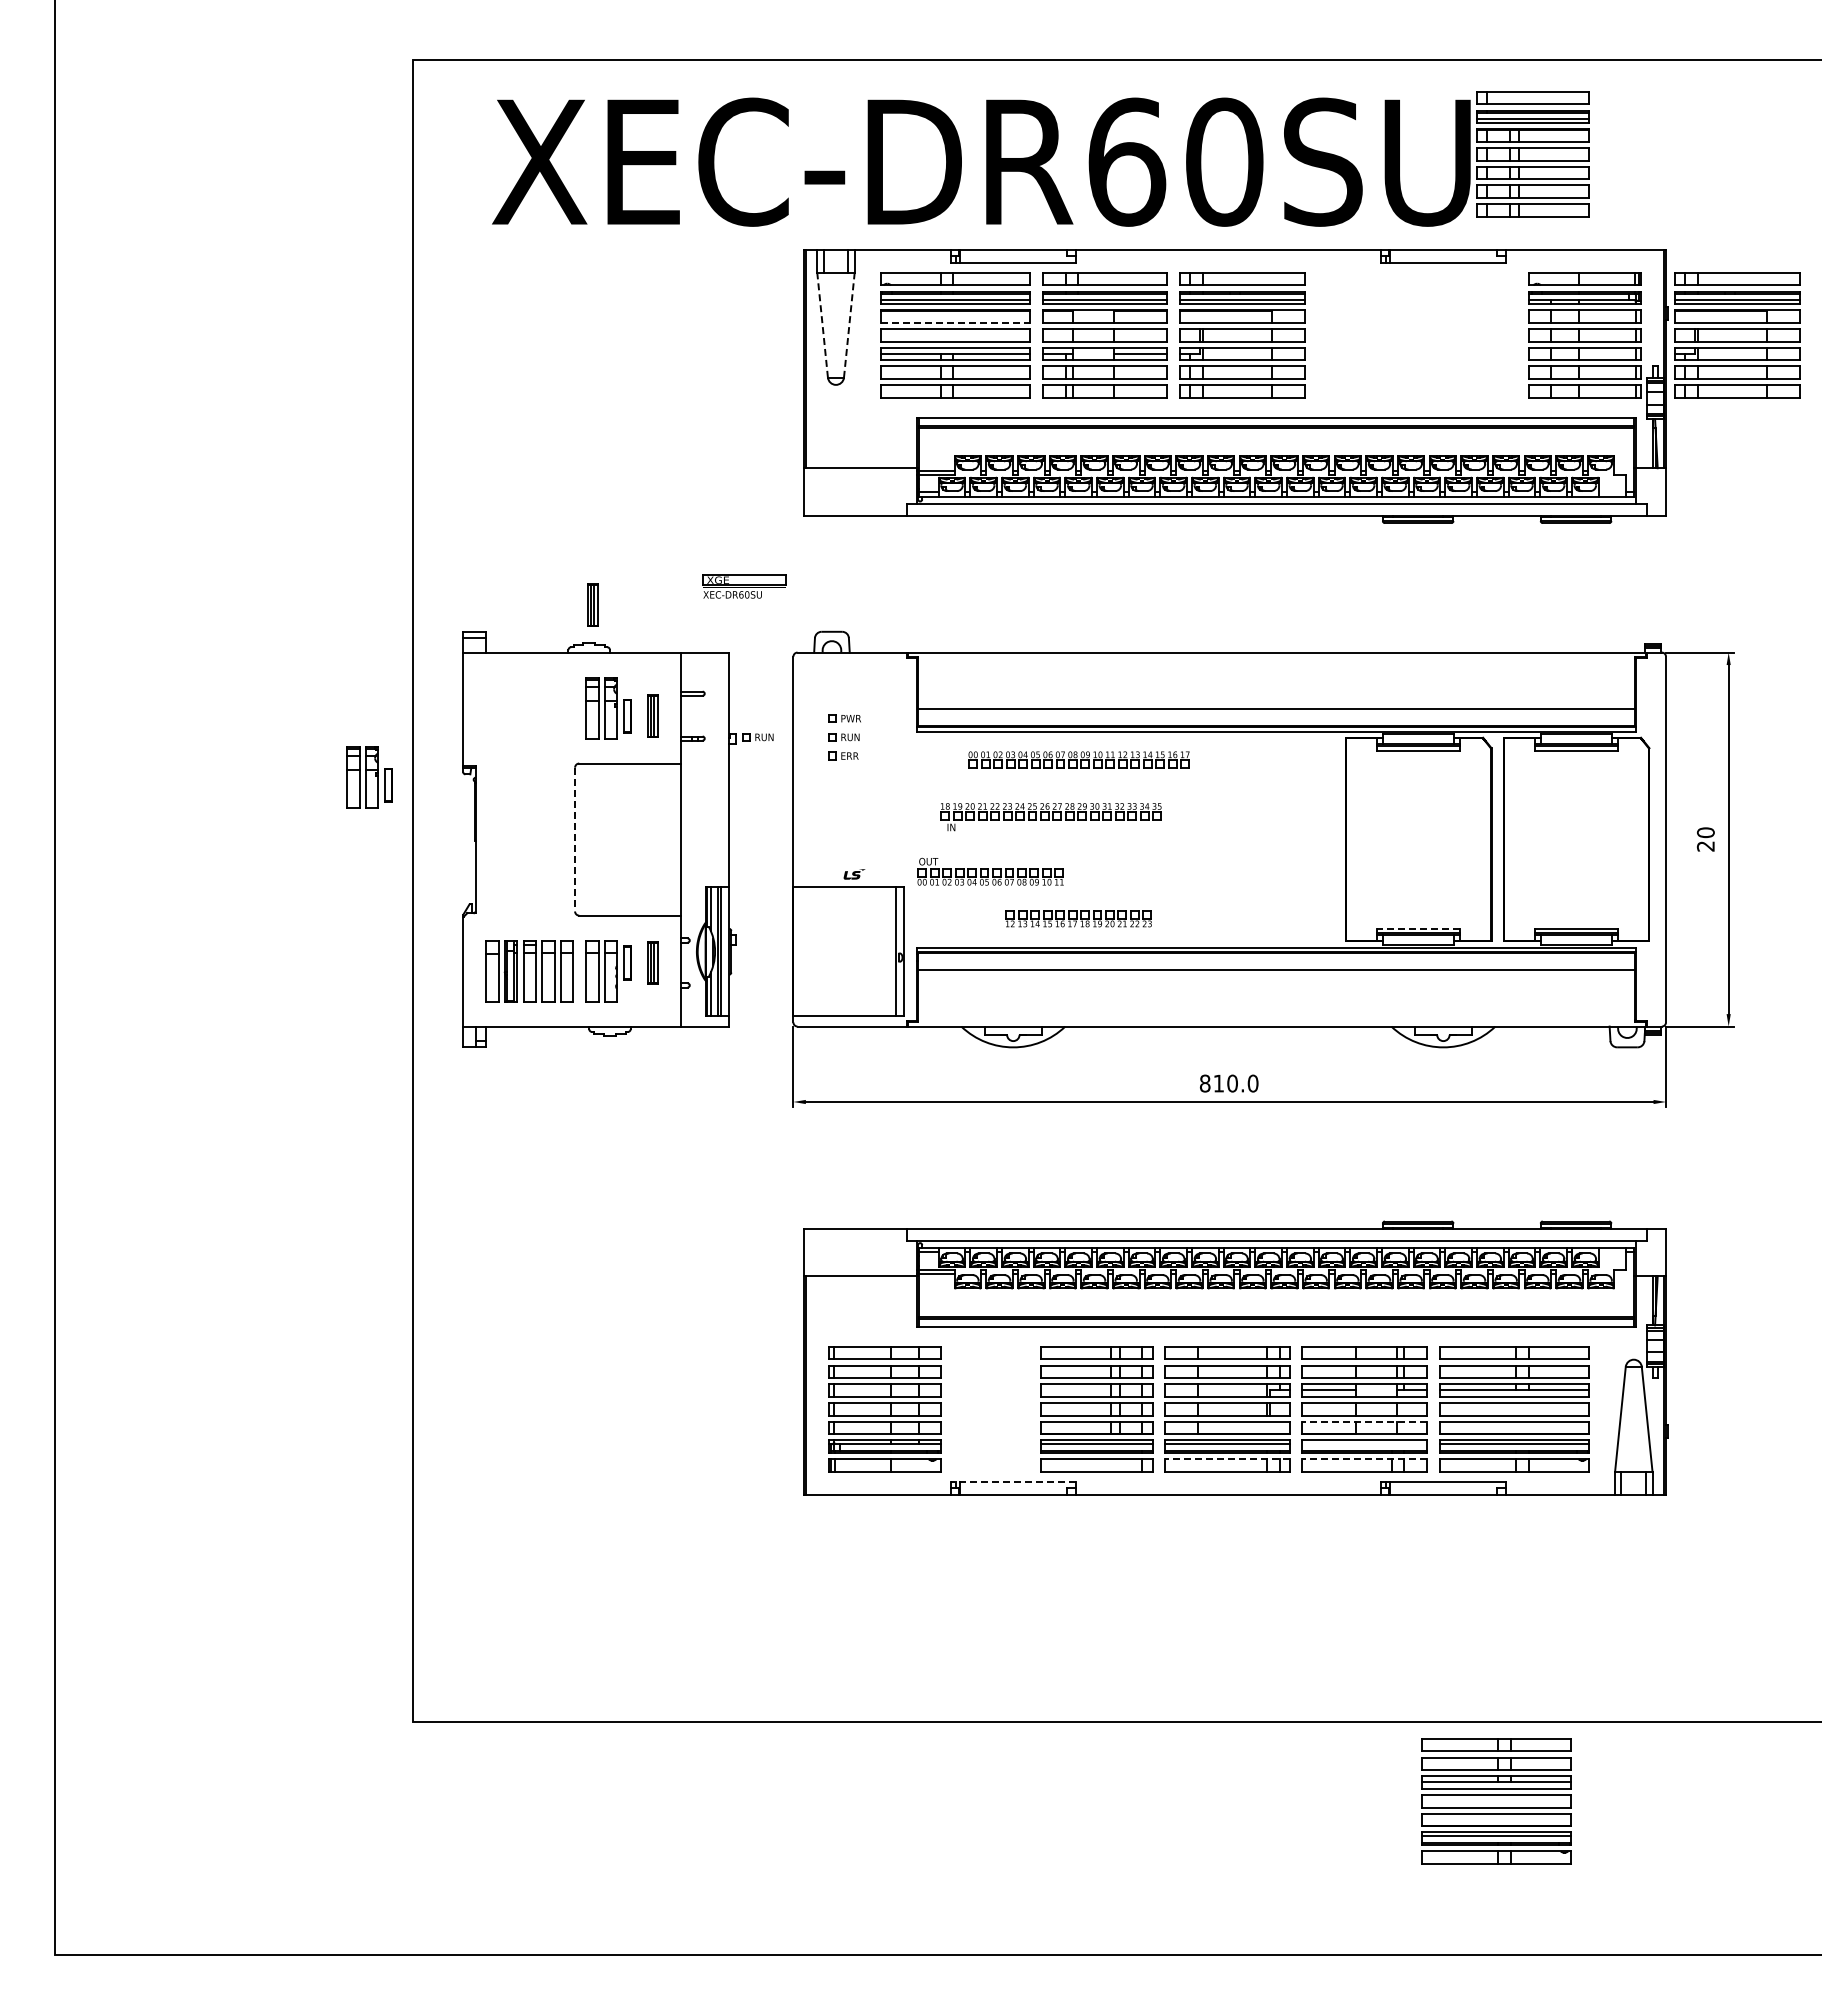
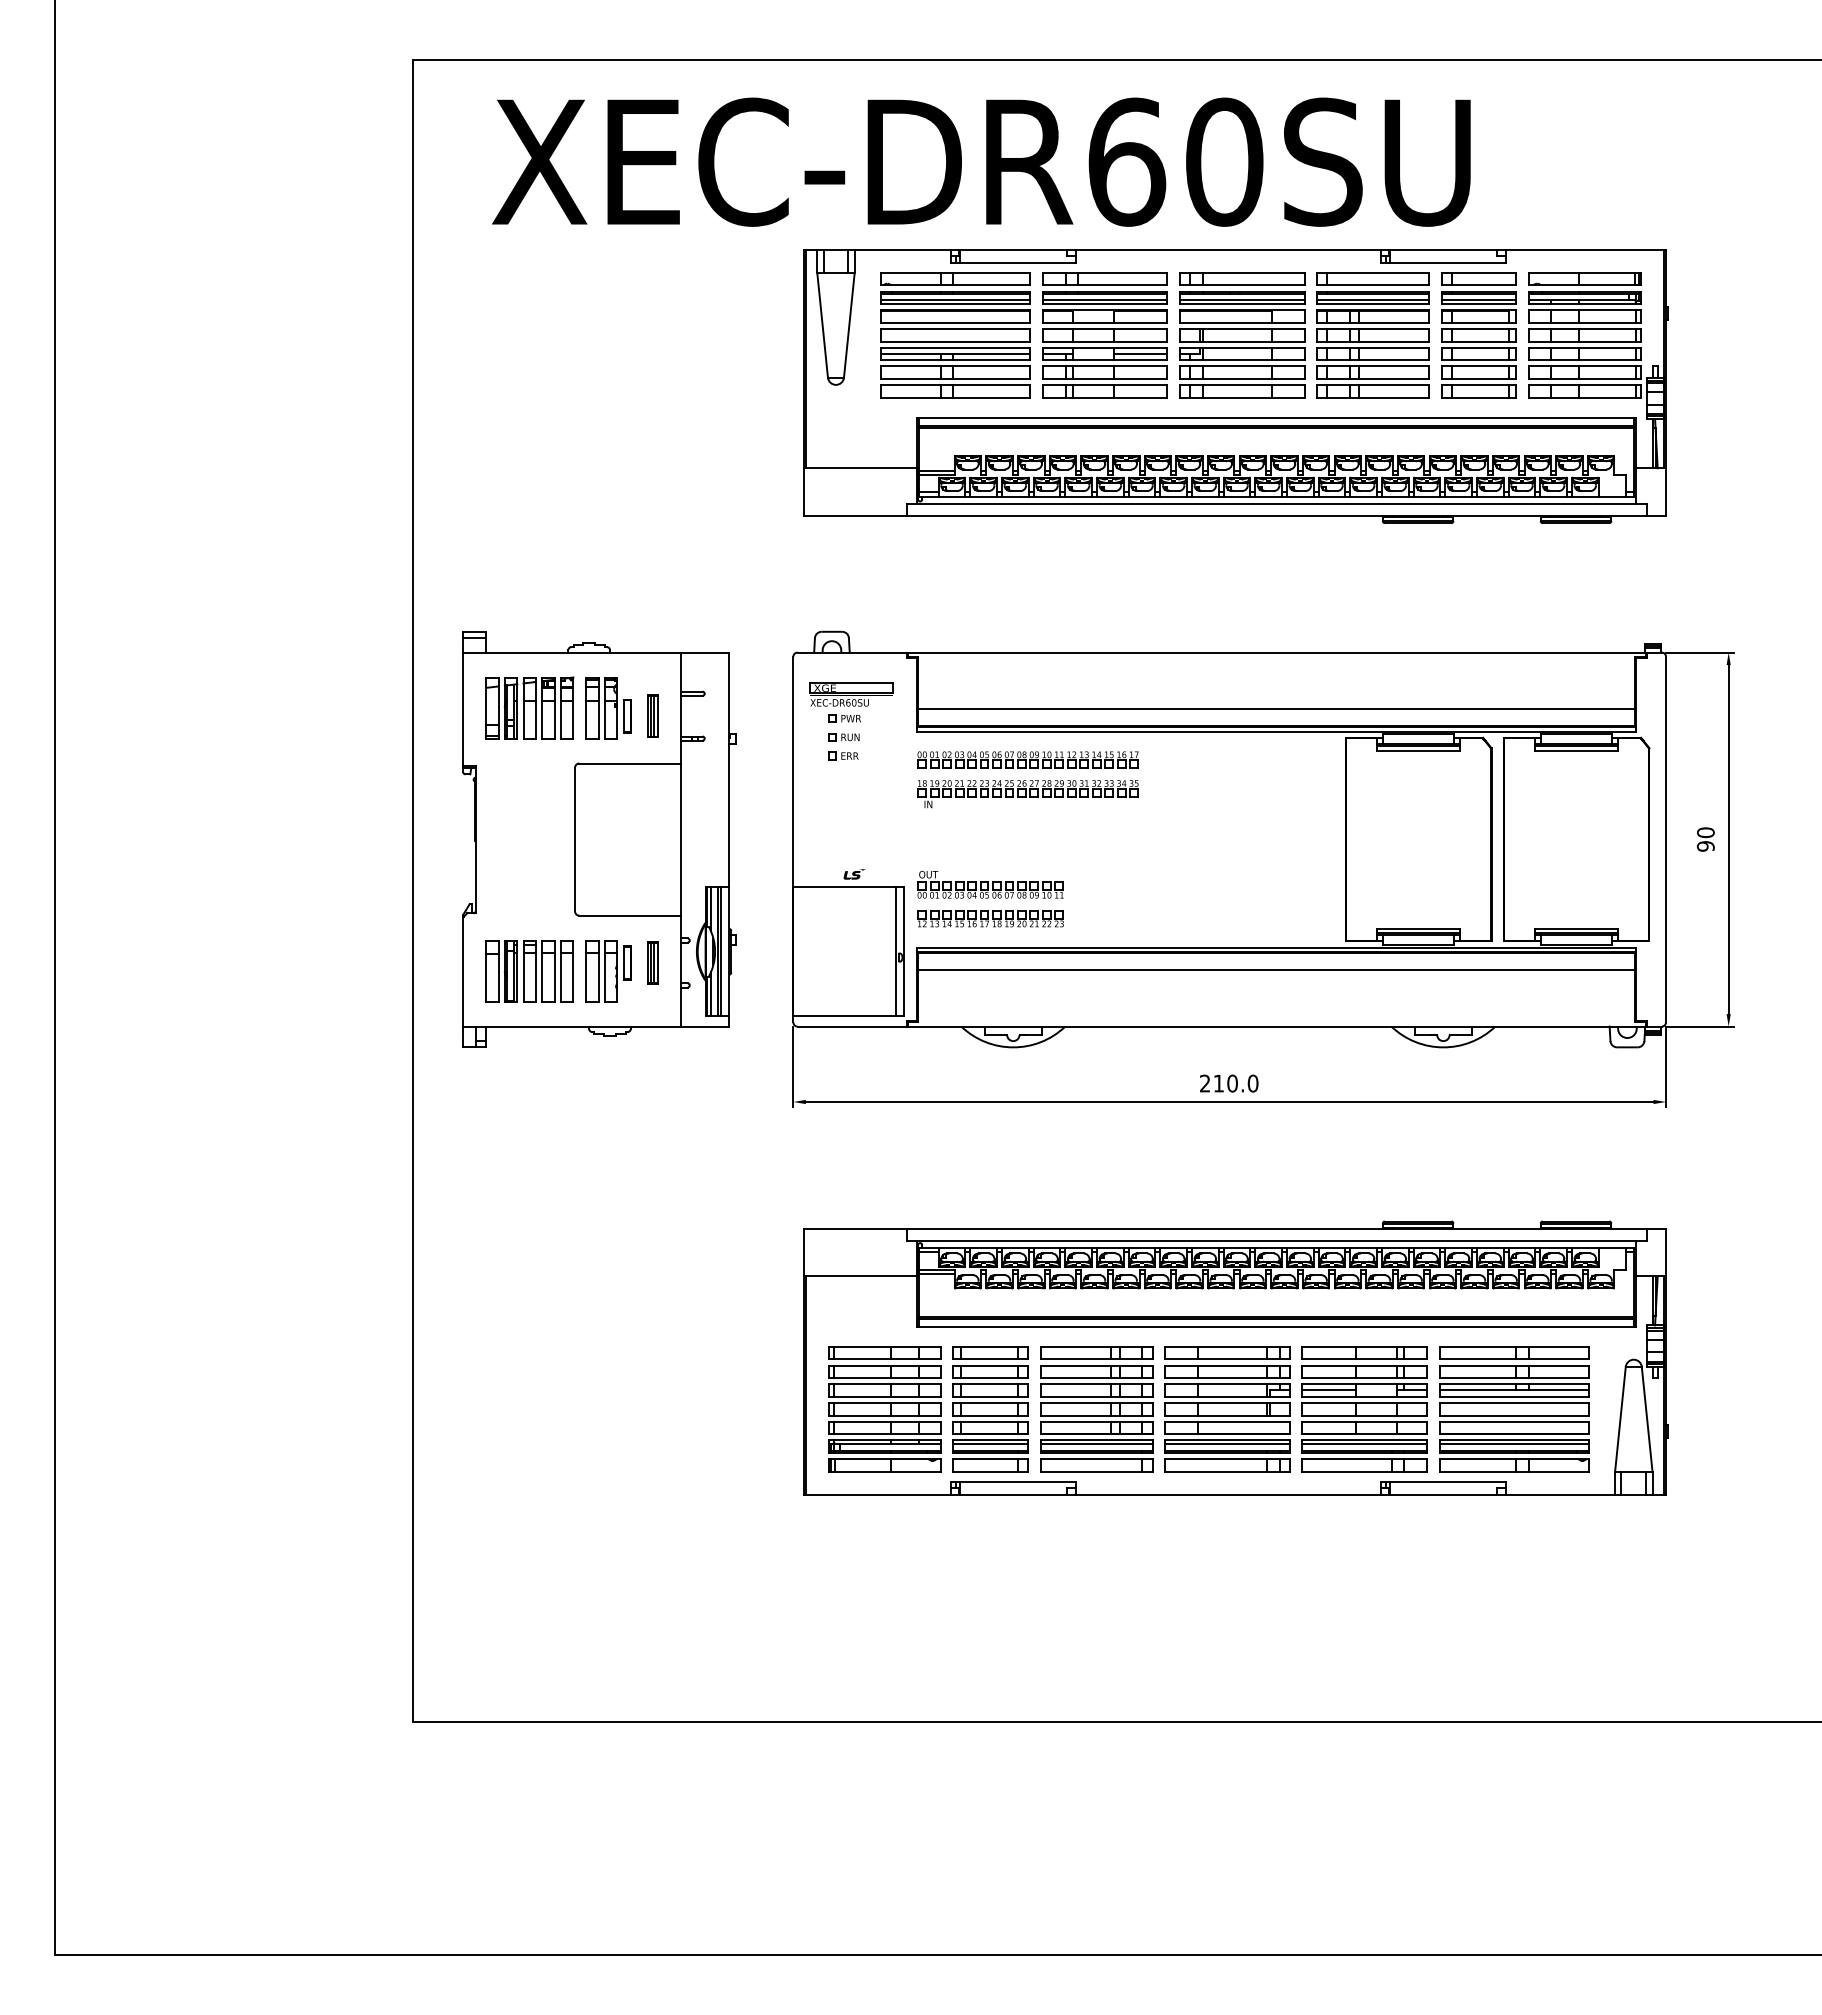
part position: (1532, 154) -> (1372, 335) (1372, 335)
line: dashed -> solid (955, 322)
line: dashed -> solid (822, 325)
line: dashed -> solid (849, 325)
part: none -> present (1478, 335)
part: present -> none (1737, 335)
part position: (744, 586) -> (851, 694) (851, 694)
part: present -> none (592, 604)
part: none -> present (529, 707)
part: present -> none (757, 737)
part position: (1078, 759) -> (1027, 759) (1027, 759)
part: present -> none (369, 777)
part position: (1050, 817) -> (1027, 794) (1027, 794)
line: dashed -> solid (575, 839)
text: 20 -> 90 (1705, 846)
part position: (990, 871) -> (990, 884) (990, 884)
part position: (1078, 918) -> (990, 918) (990, 918)
line: dashed -> solid (1418, 928)
text: 810.0 -> 210.0 (1204, 1083)
part: none -> present (990, 1409)
line: dashed -> solid (1364, 1421)
line: none -> present (1364, 1444)
line: dashed -> solid (1227, 1459)
line: dashed -> solid (1364, 1459)
line: dashed -> solid (1012, 1482)
part: present -> none (1496, 1801)
